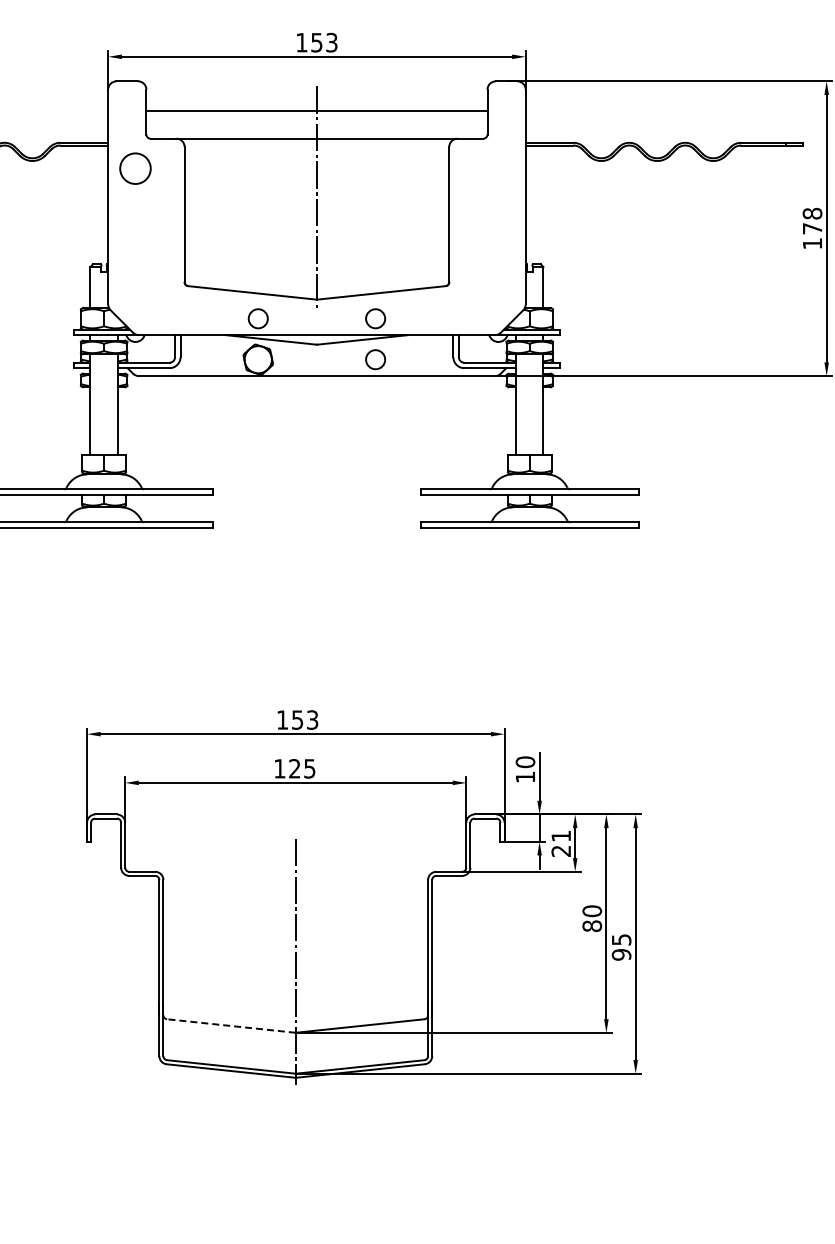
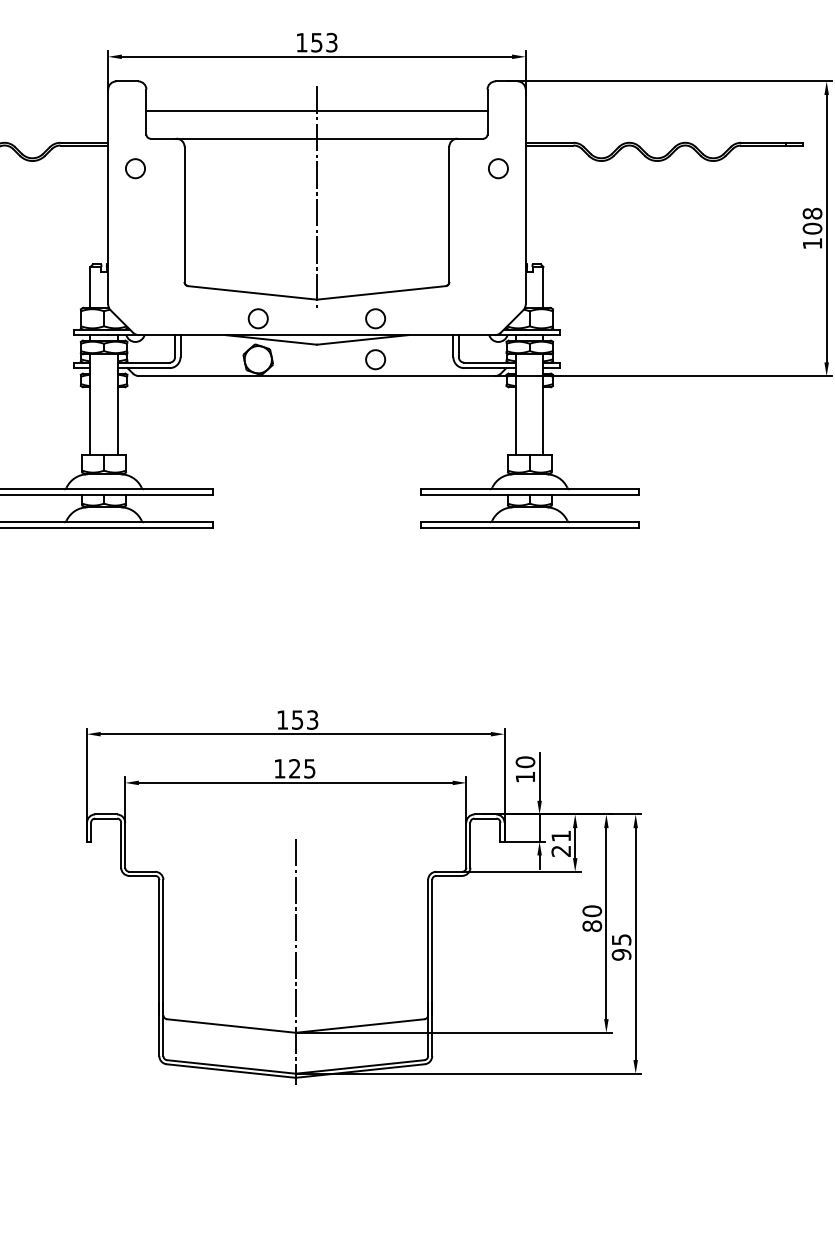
circle diameter: 31 px -> 19 px (135, 168)
circle: none -> present (498, 168)
text: 178 -> 108 (812, 228)
line: dashed -> solid (231, 1026)
